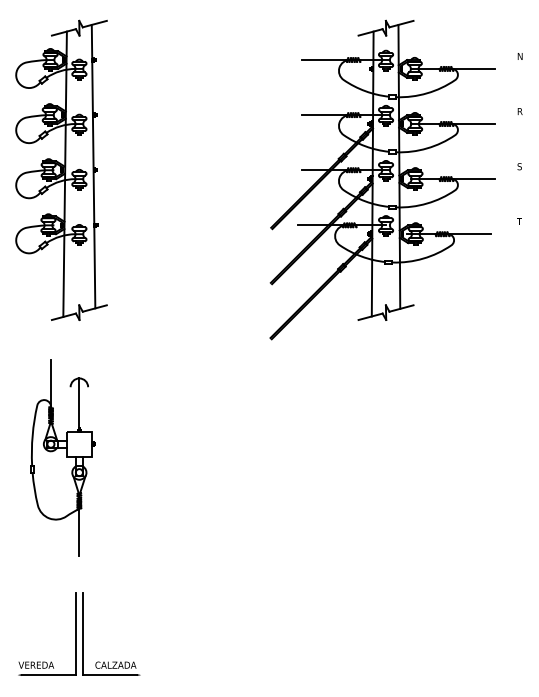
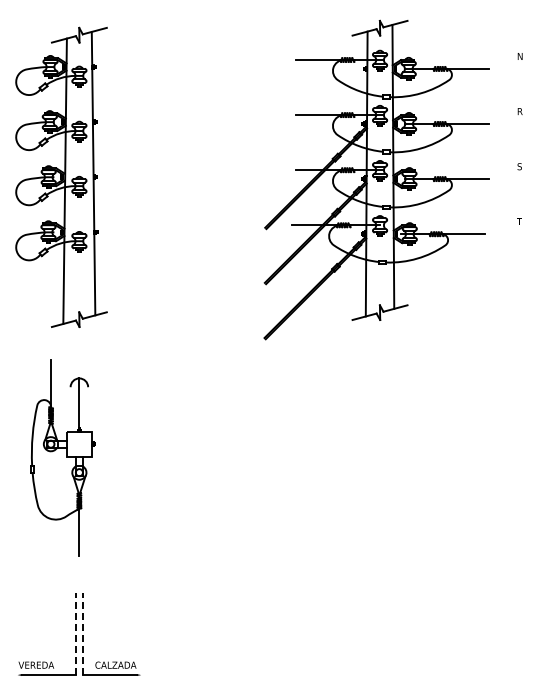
part position: (61, 169) -> (61, 176) (61, 176)
part position: (382, 179) -> (376, 179) (376, 179)
line: solid -> dashed (75, 633)
line: solid -> dashed (82, 633)
